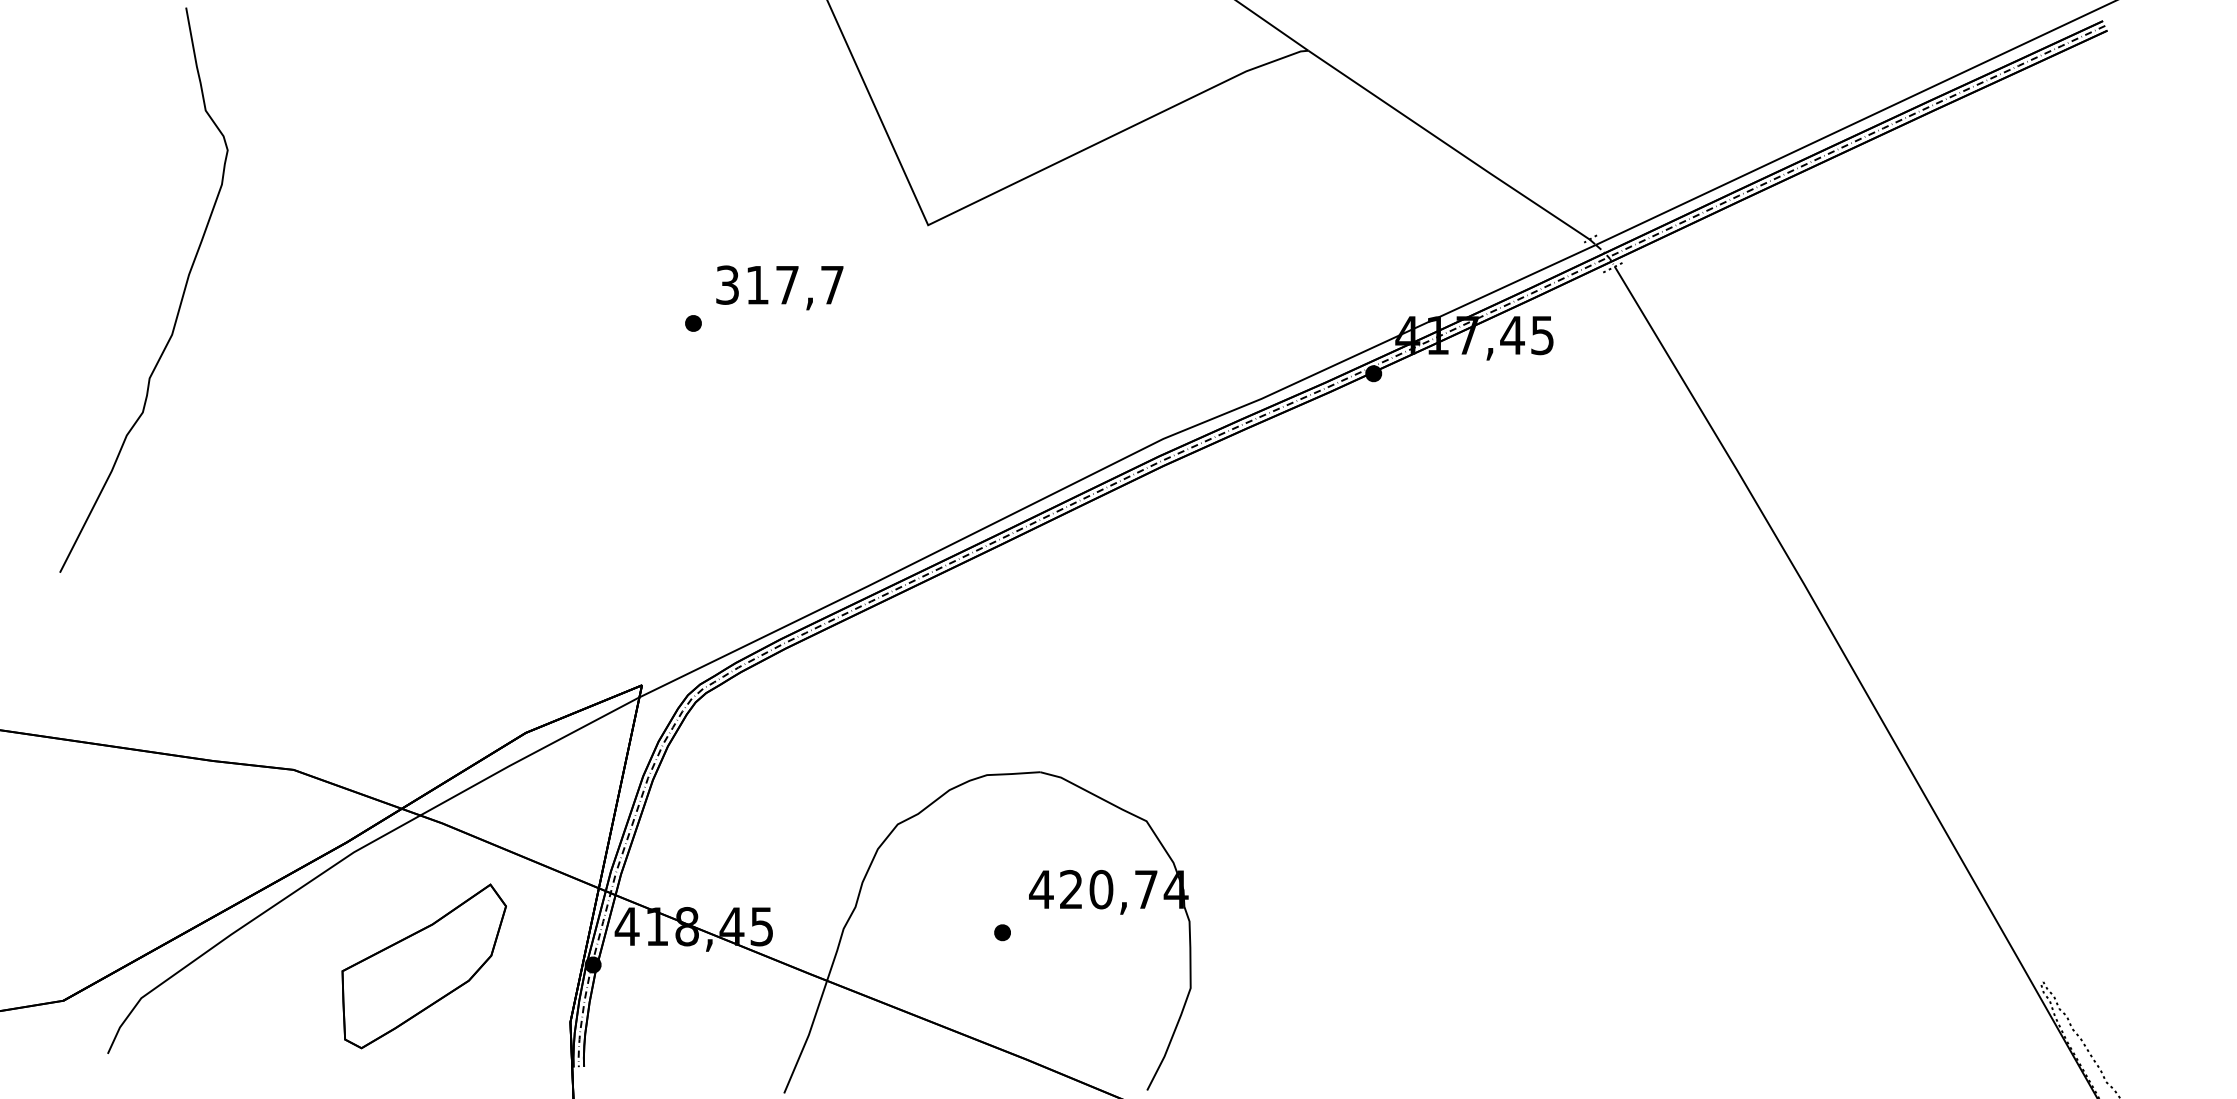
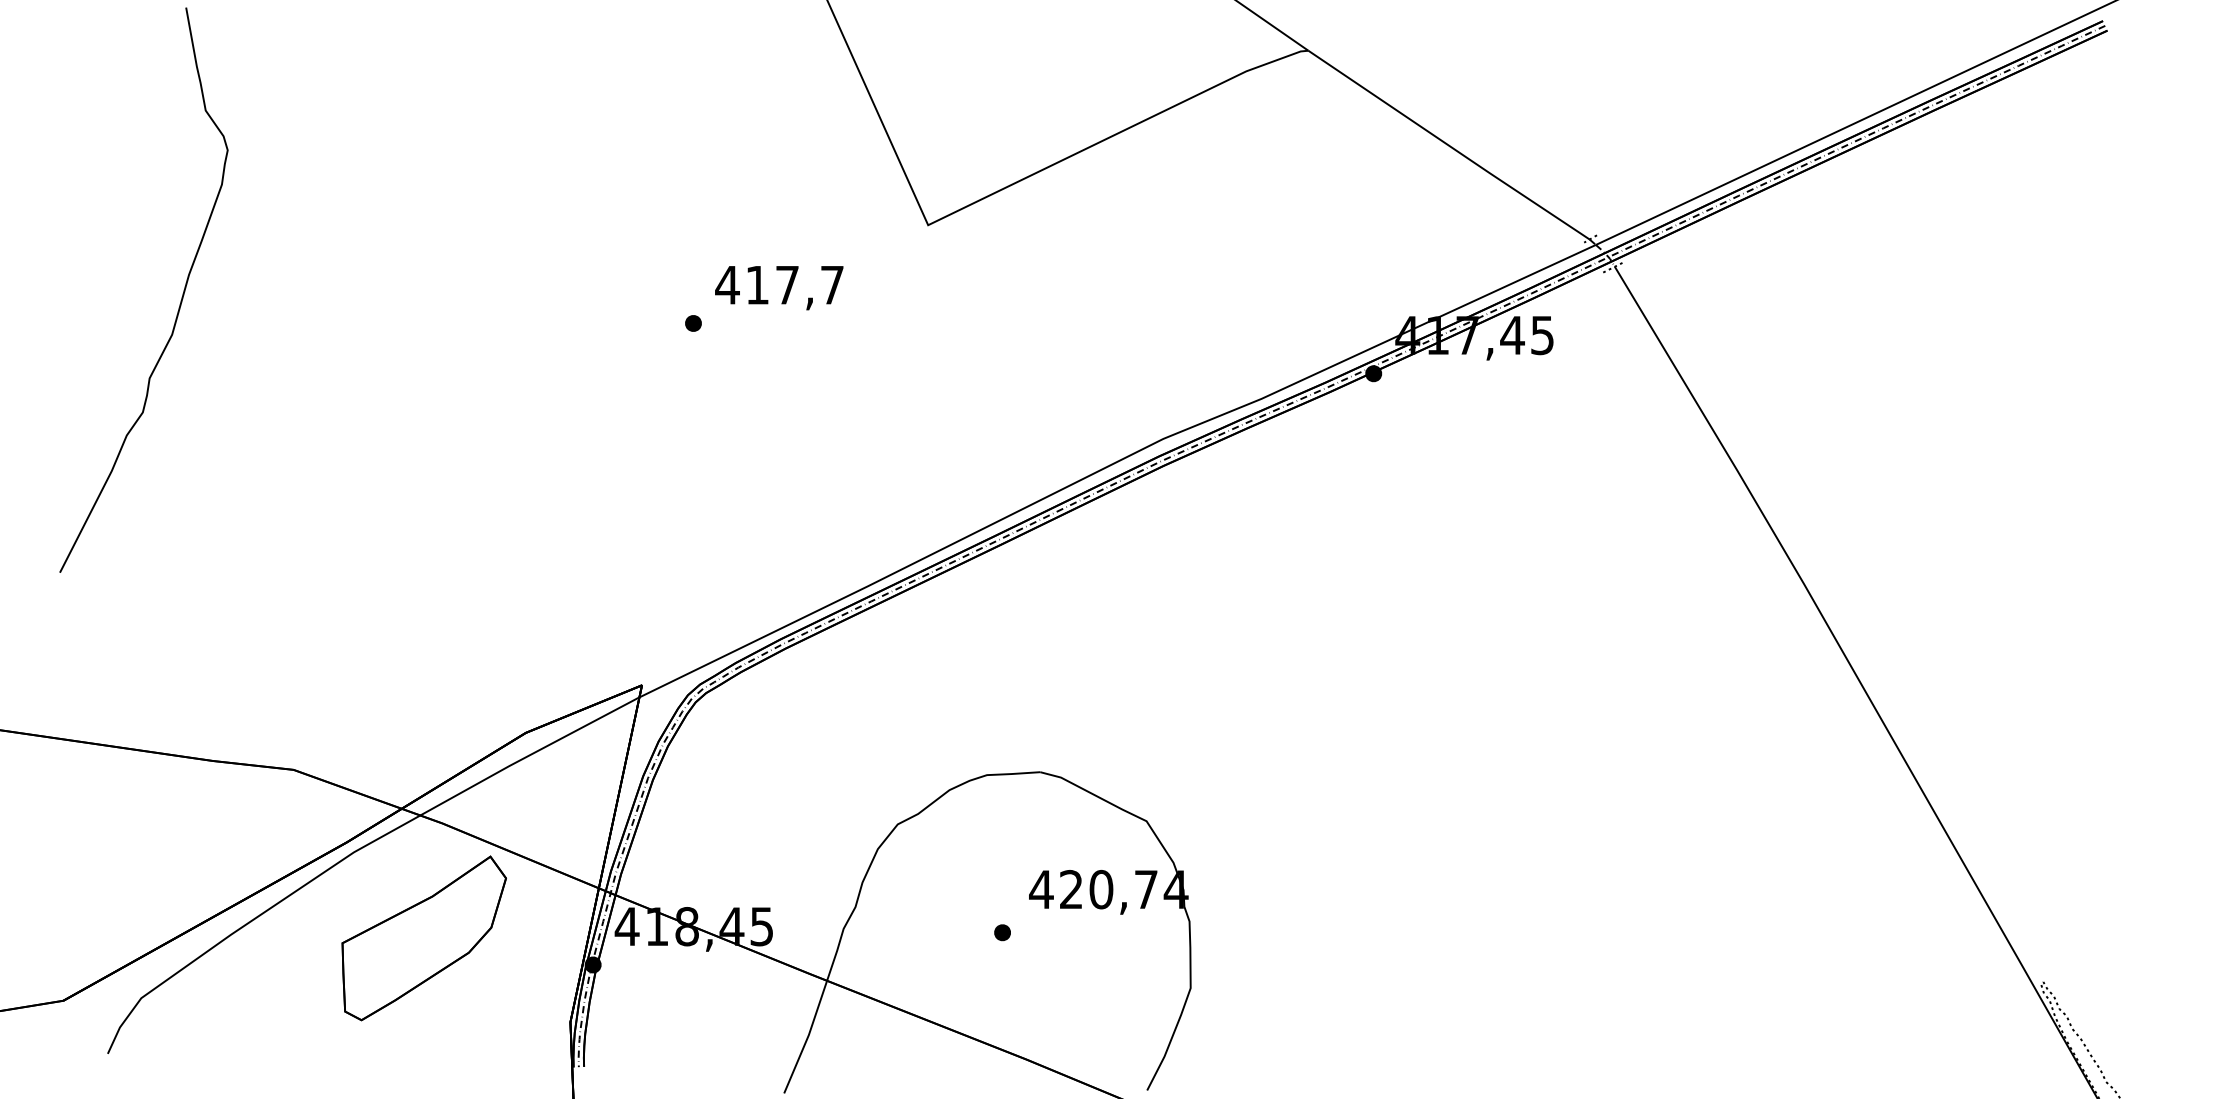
text: 317,7 -> 417,7 (727, 284)
part position: (423, 966) -> (423, 938) (423, 938)
